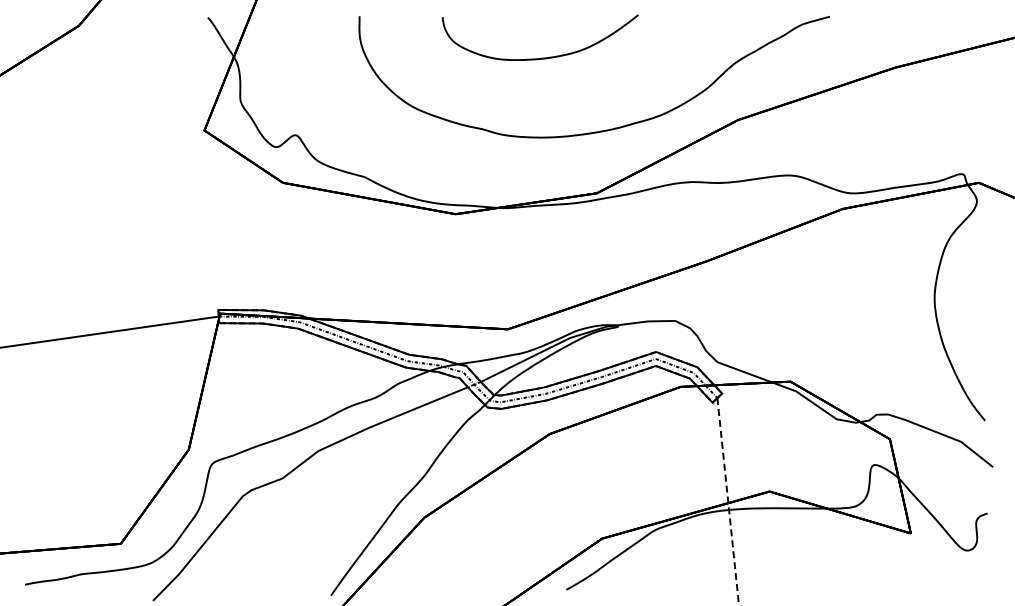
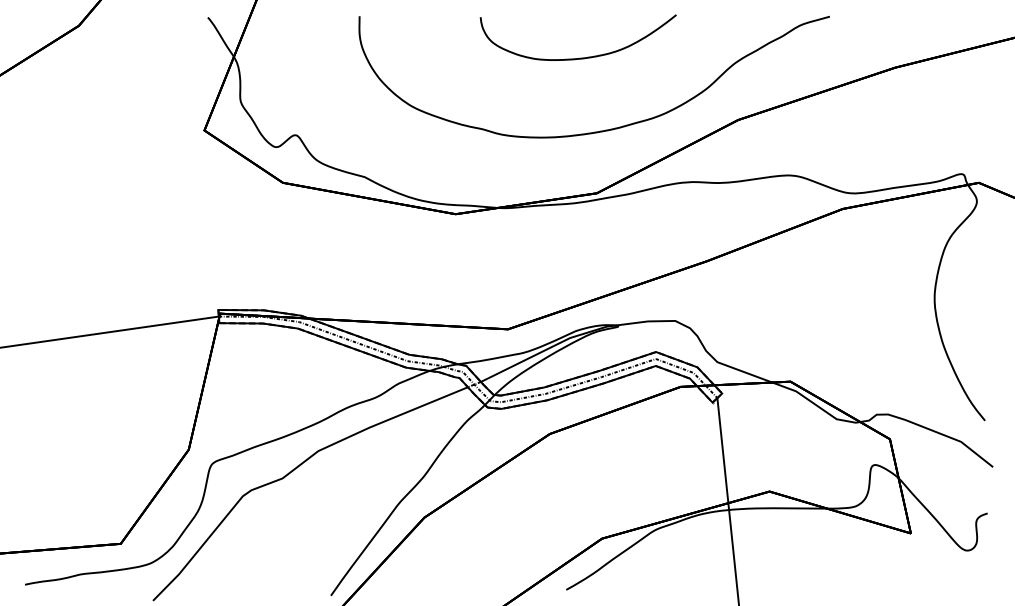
curve position: (541, 57) -> (579, 57) (579, 57)
line: dashed -> solid (728, 502)
